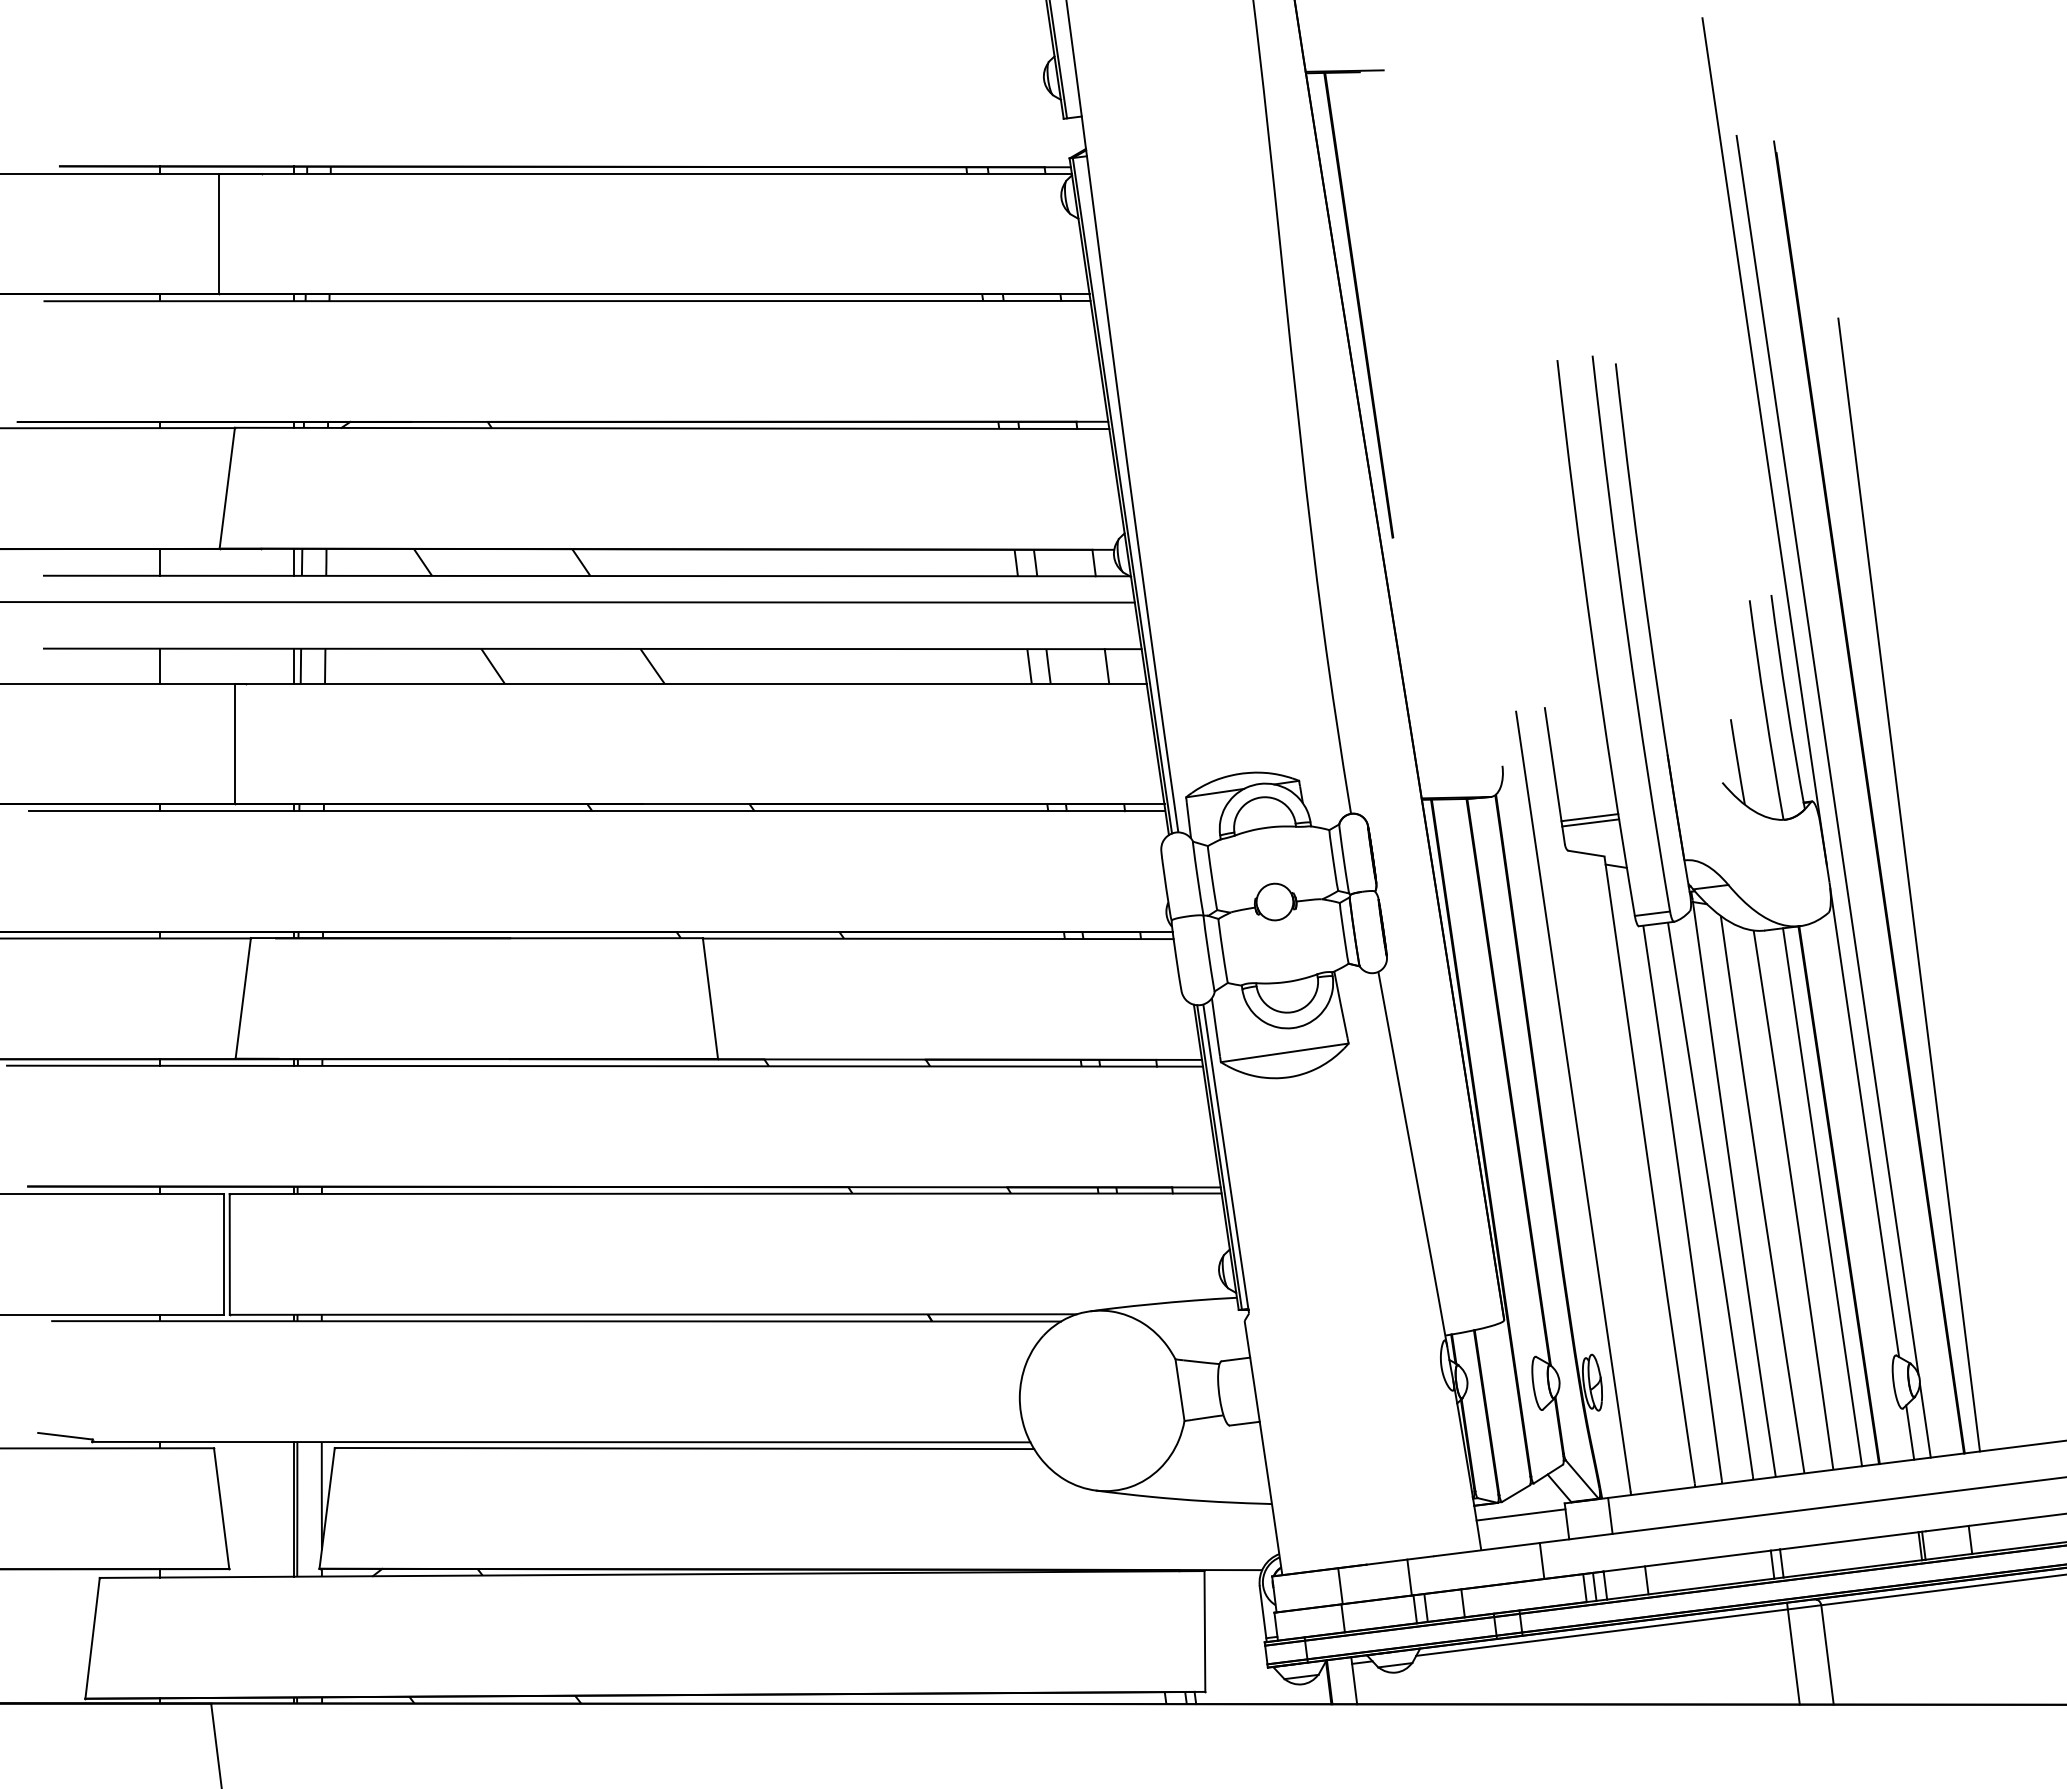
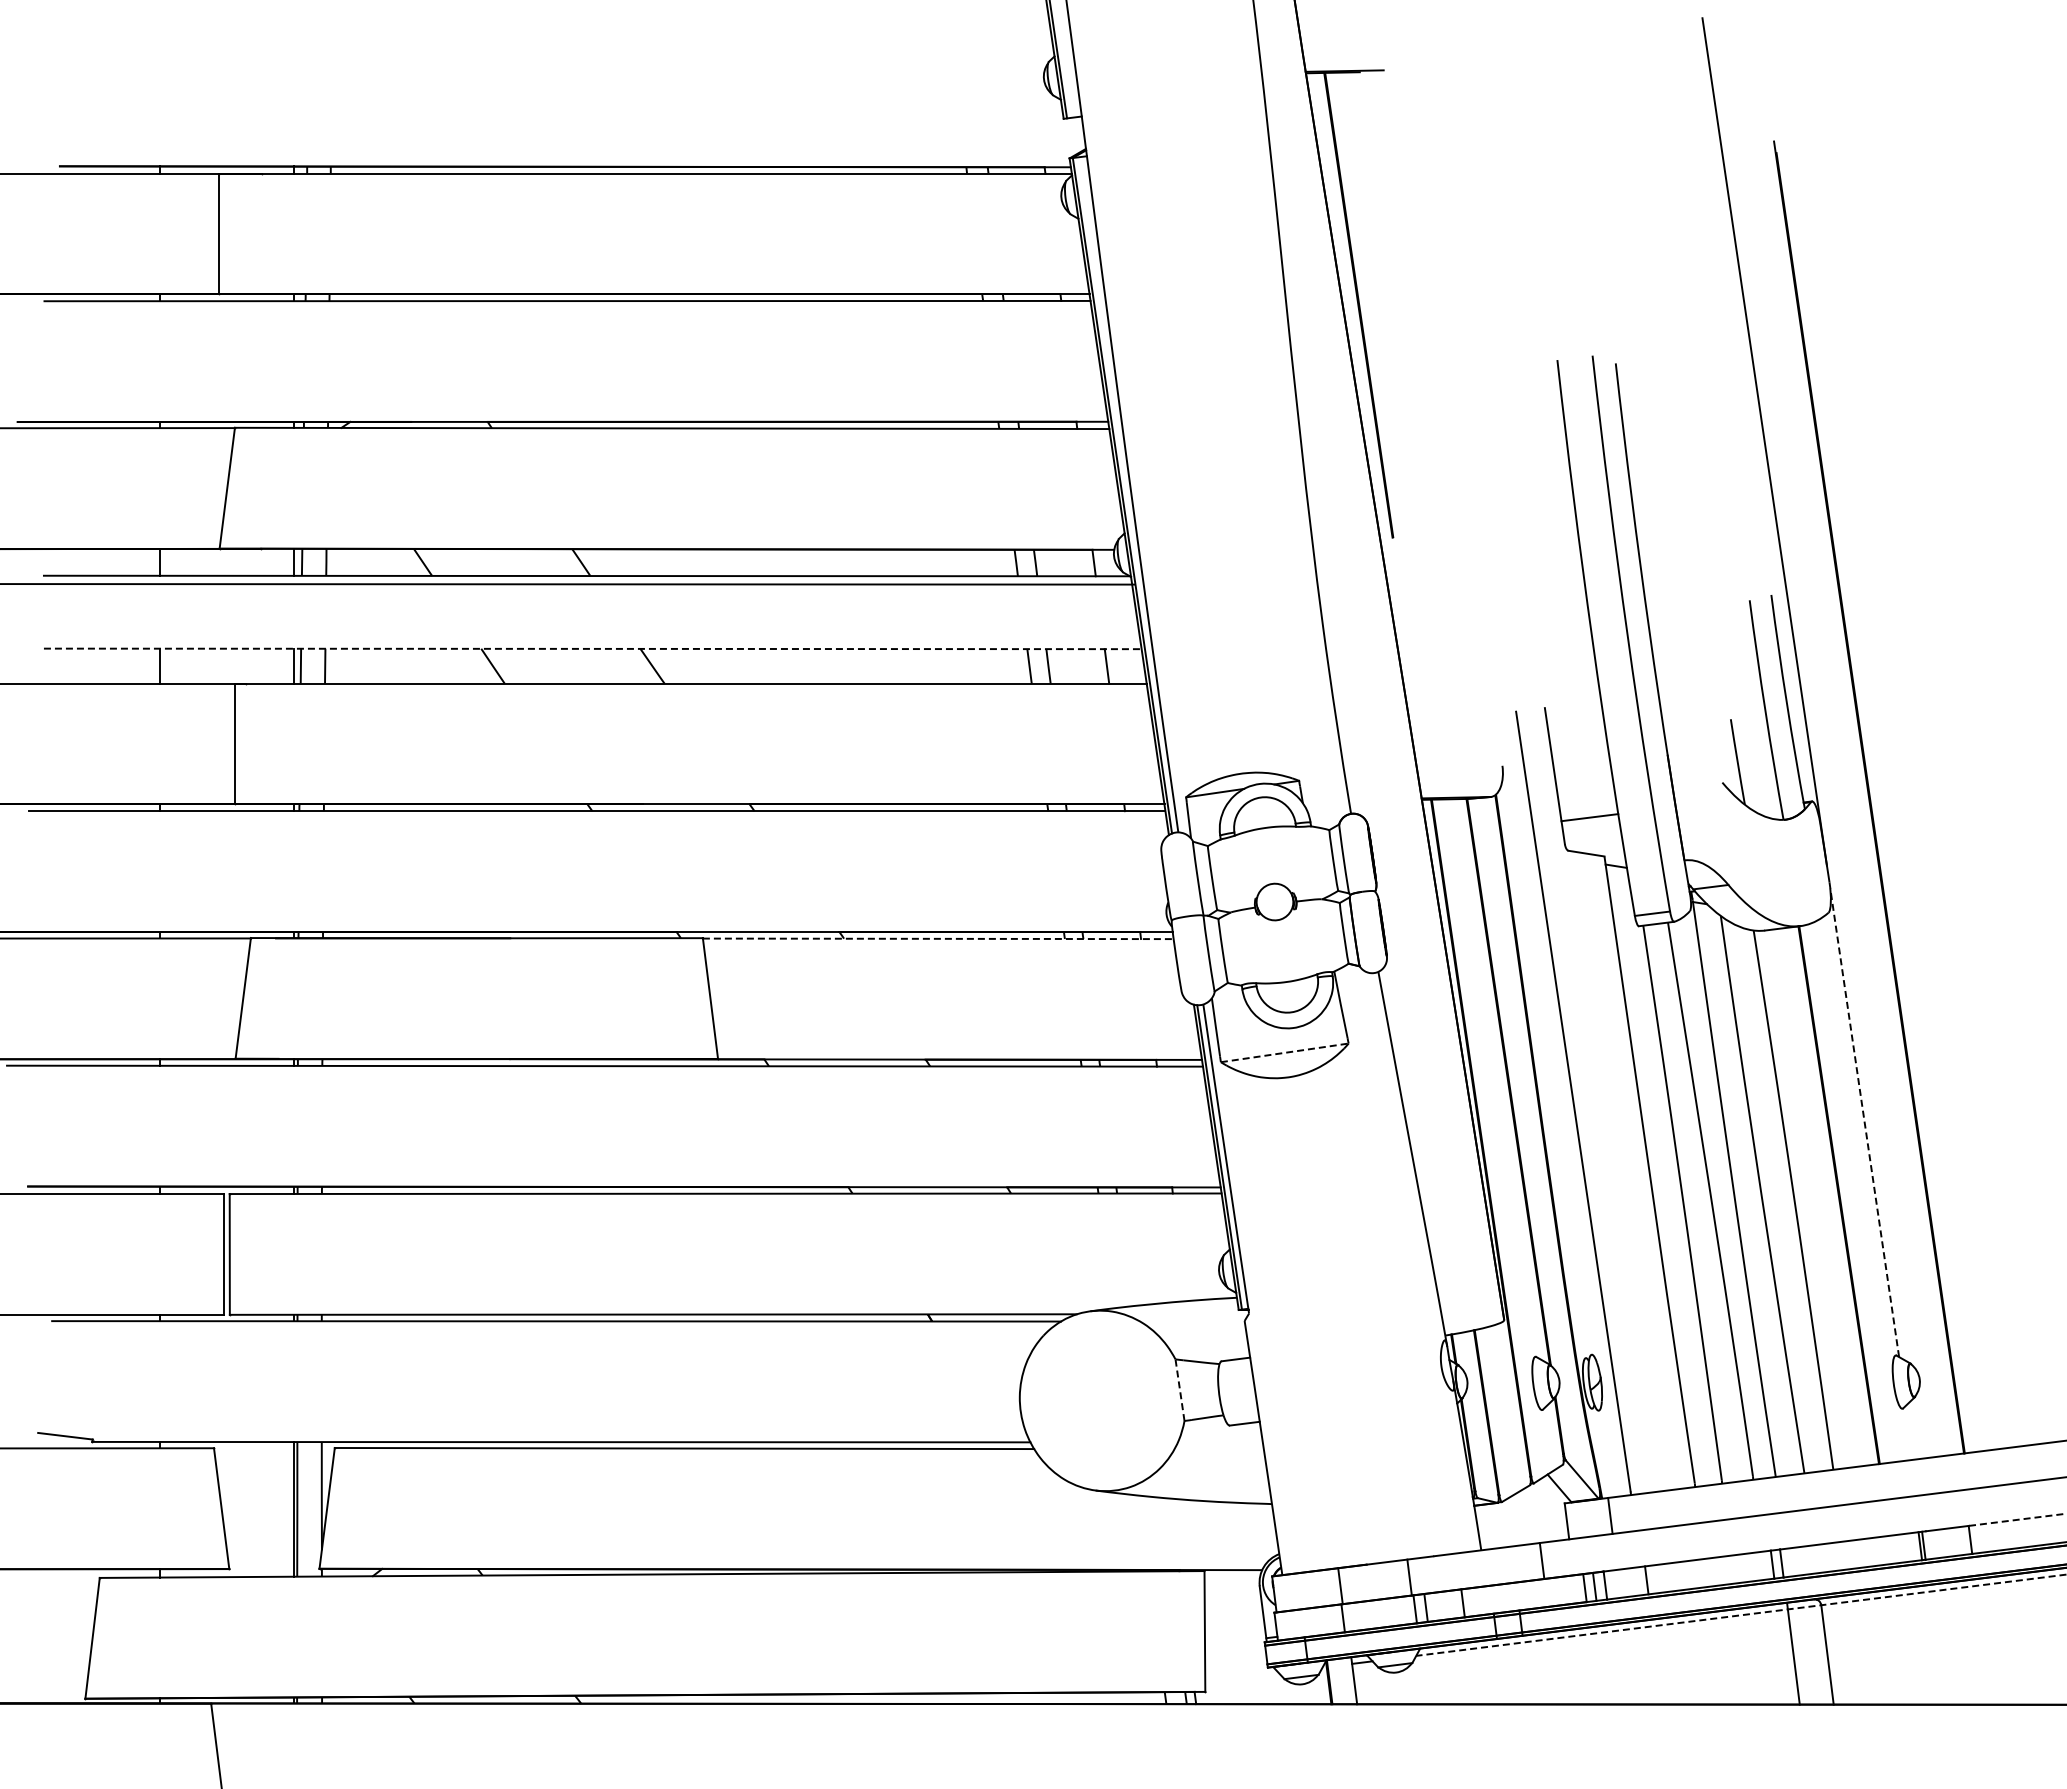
line position: (568, 602) -> (568, 584) (568, 584)
line: solid -> dashed (592, 648)
line: present -> none (1827, 754)
line: present -> none (1590, 822)
line: present -> none (1908, 884)
line: solid -> dashed (938, 938)
line: solid -> dashed (1284, 1052)
line: solid -> dashed (1864, 1122)
line: present -> none (1822, 1197)
line: solid -> dashed (1179, 1389)
line: present -> none (1924, 1420)
line: present -> none (1910, 1432)
line: present -> none (1520, 1514)
line: solid -> dashed (2018, 1519)
line: solid -> dashed (1741, 1615)
